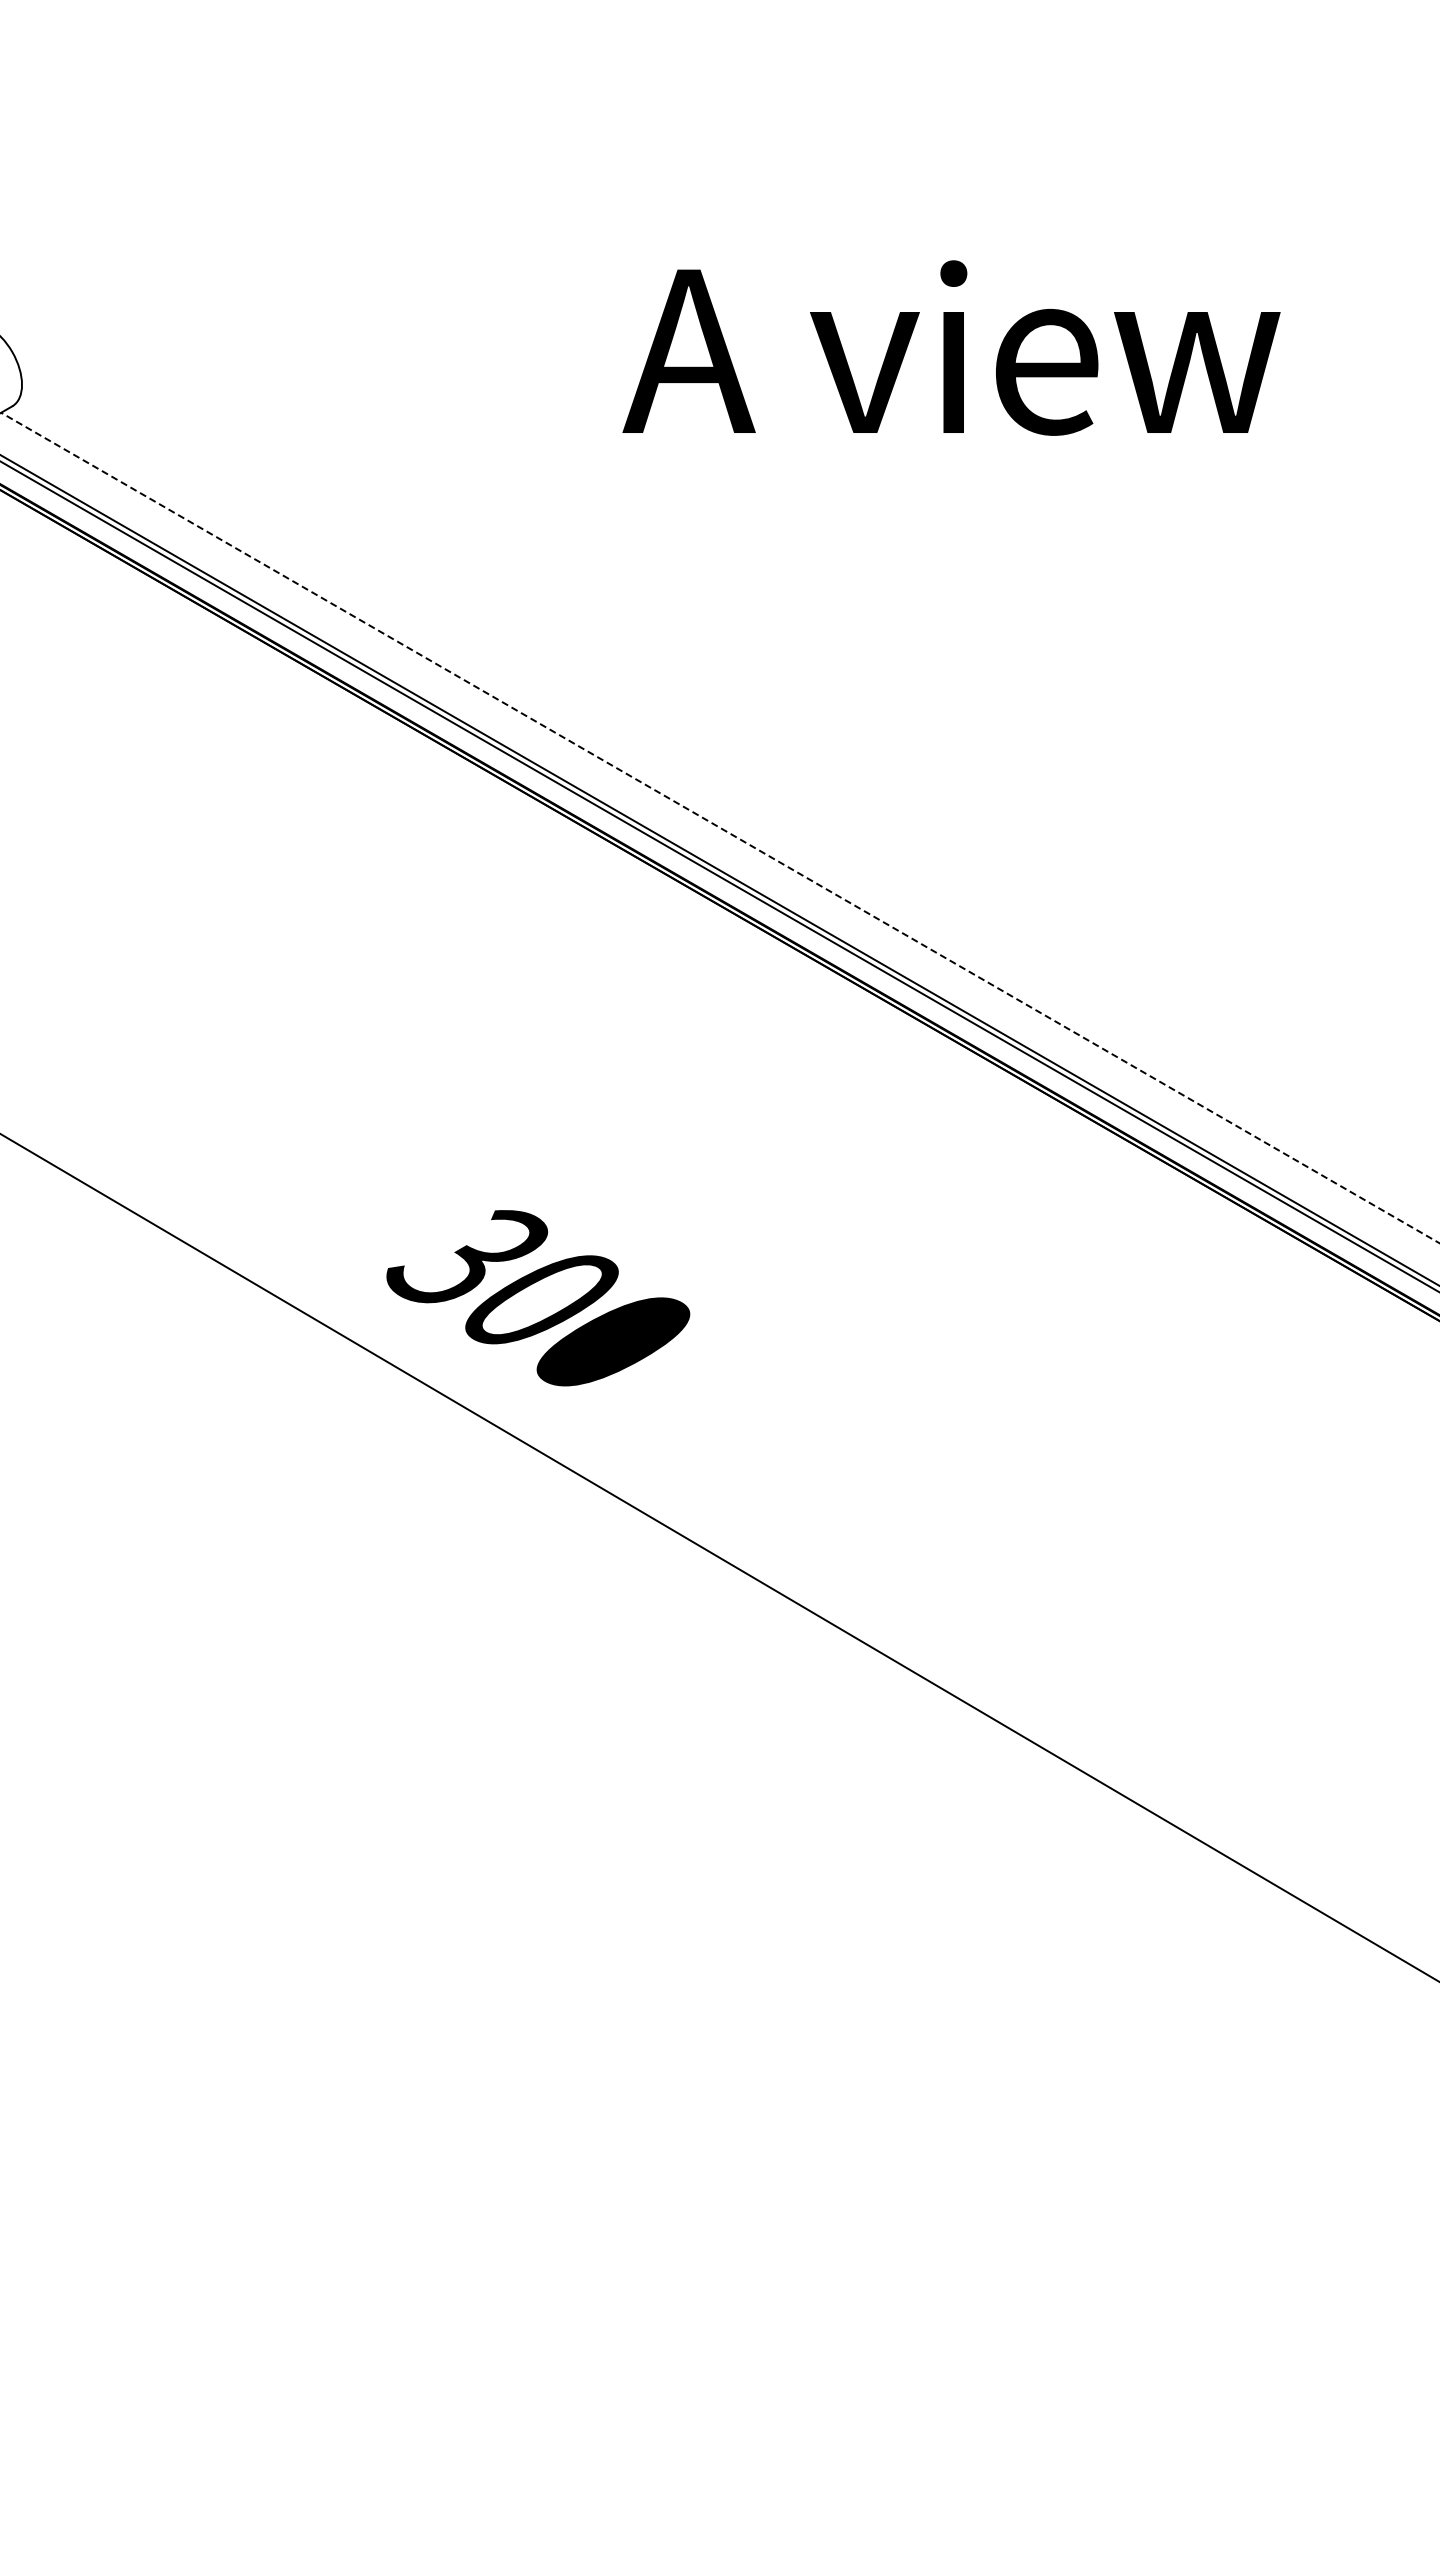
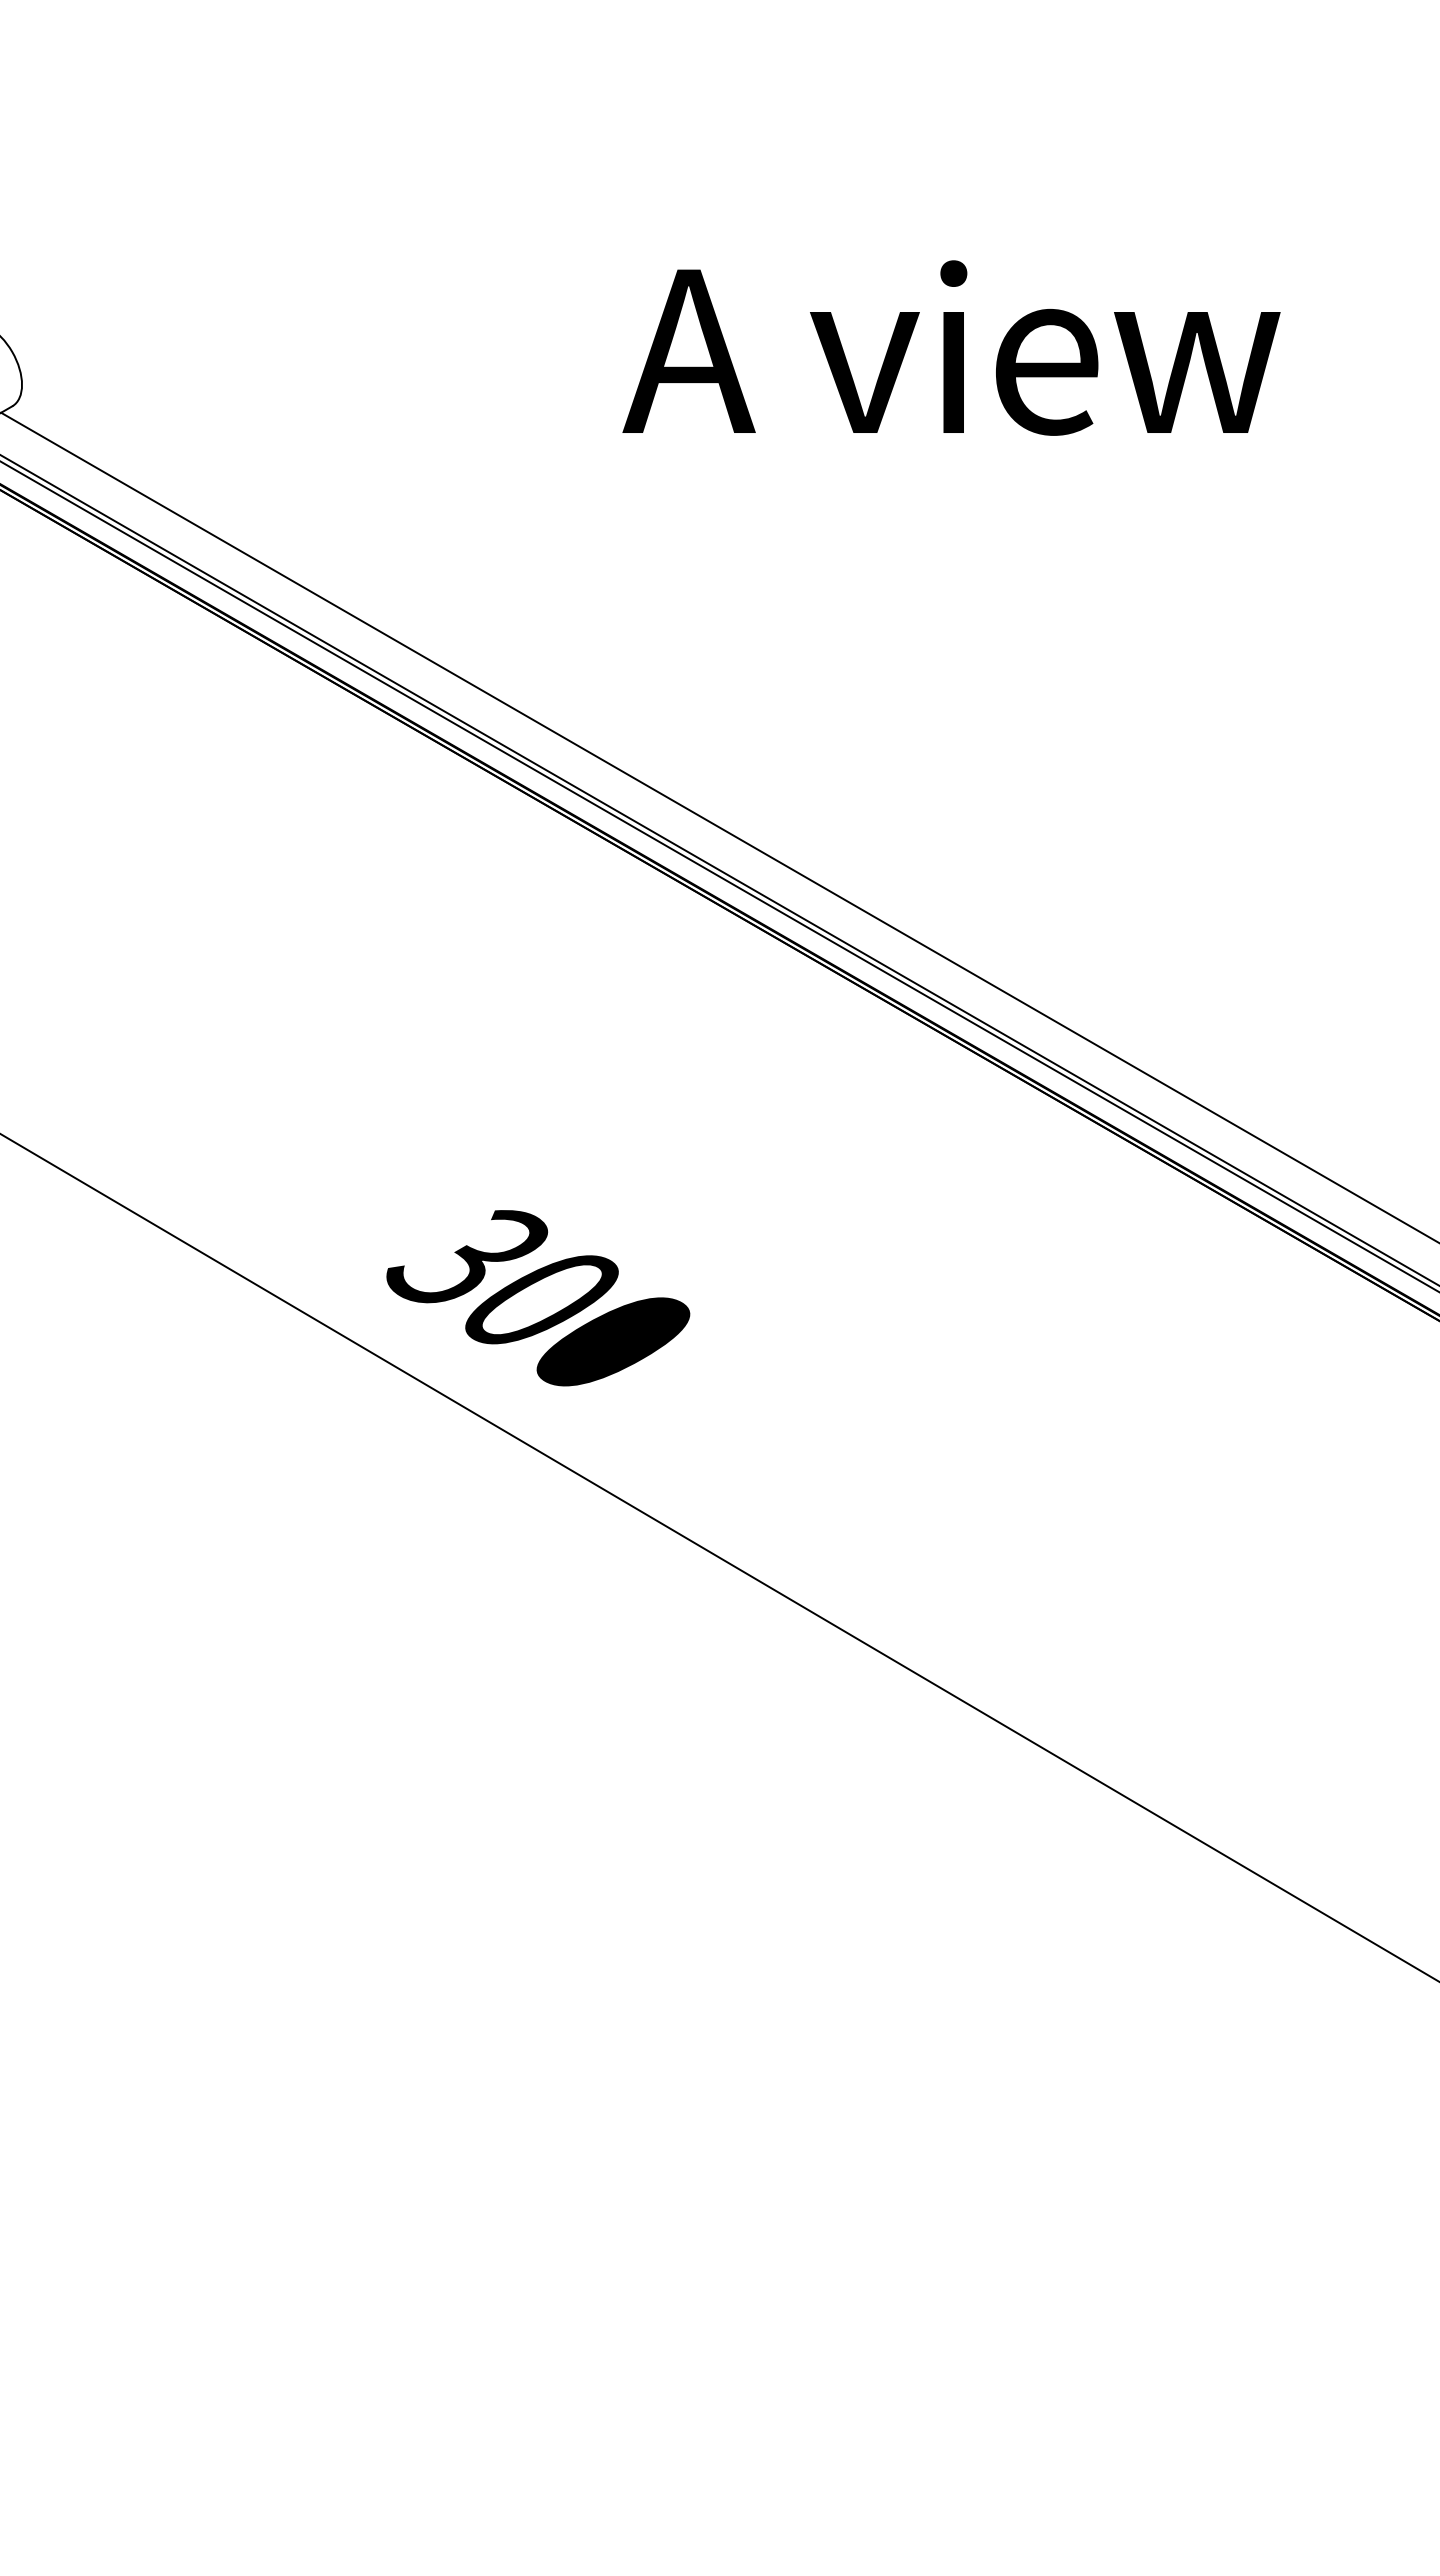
line: dashed -> solid (719, 827)
